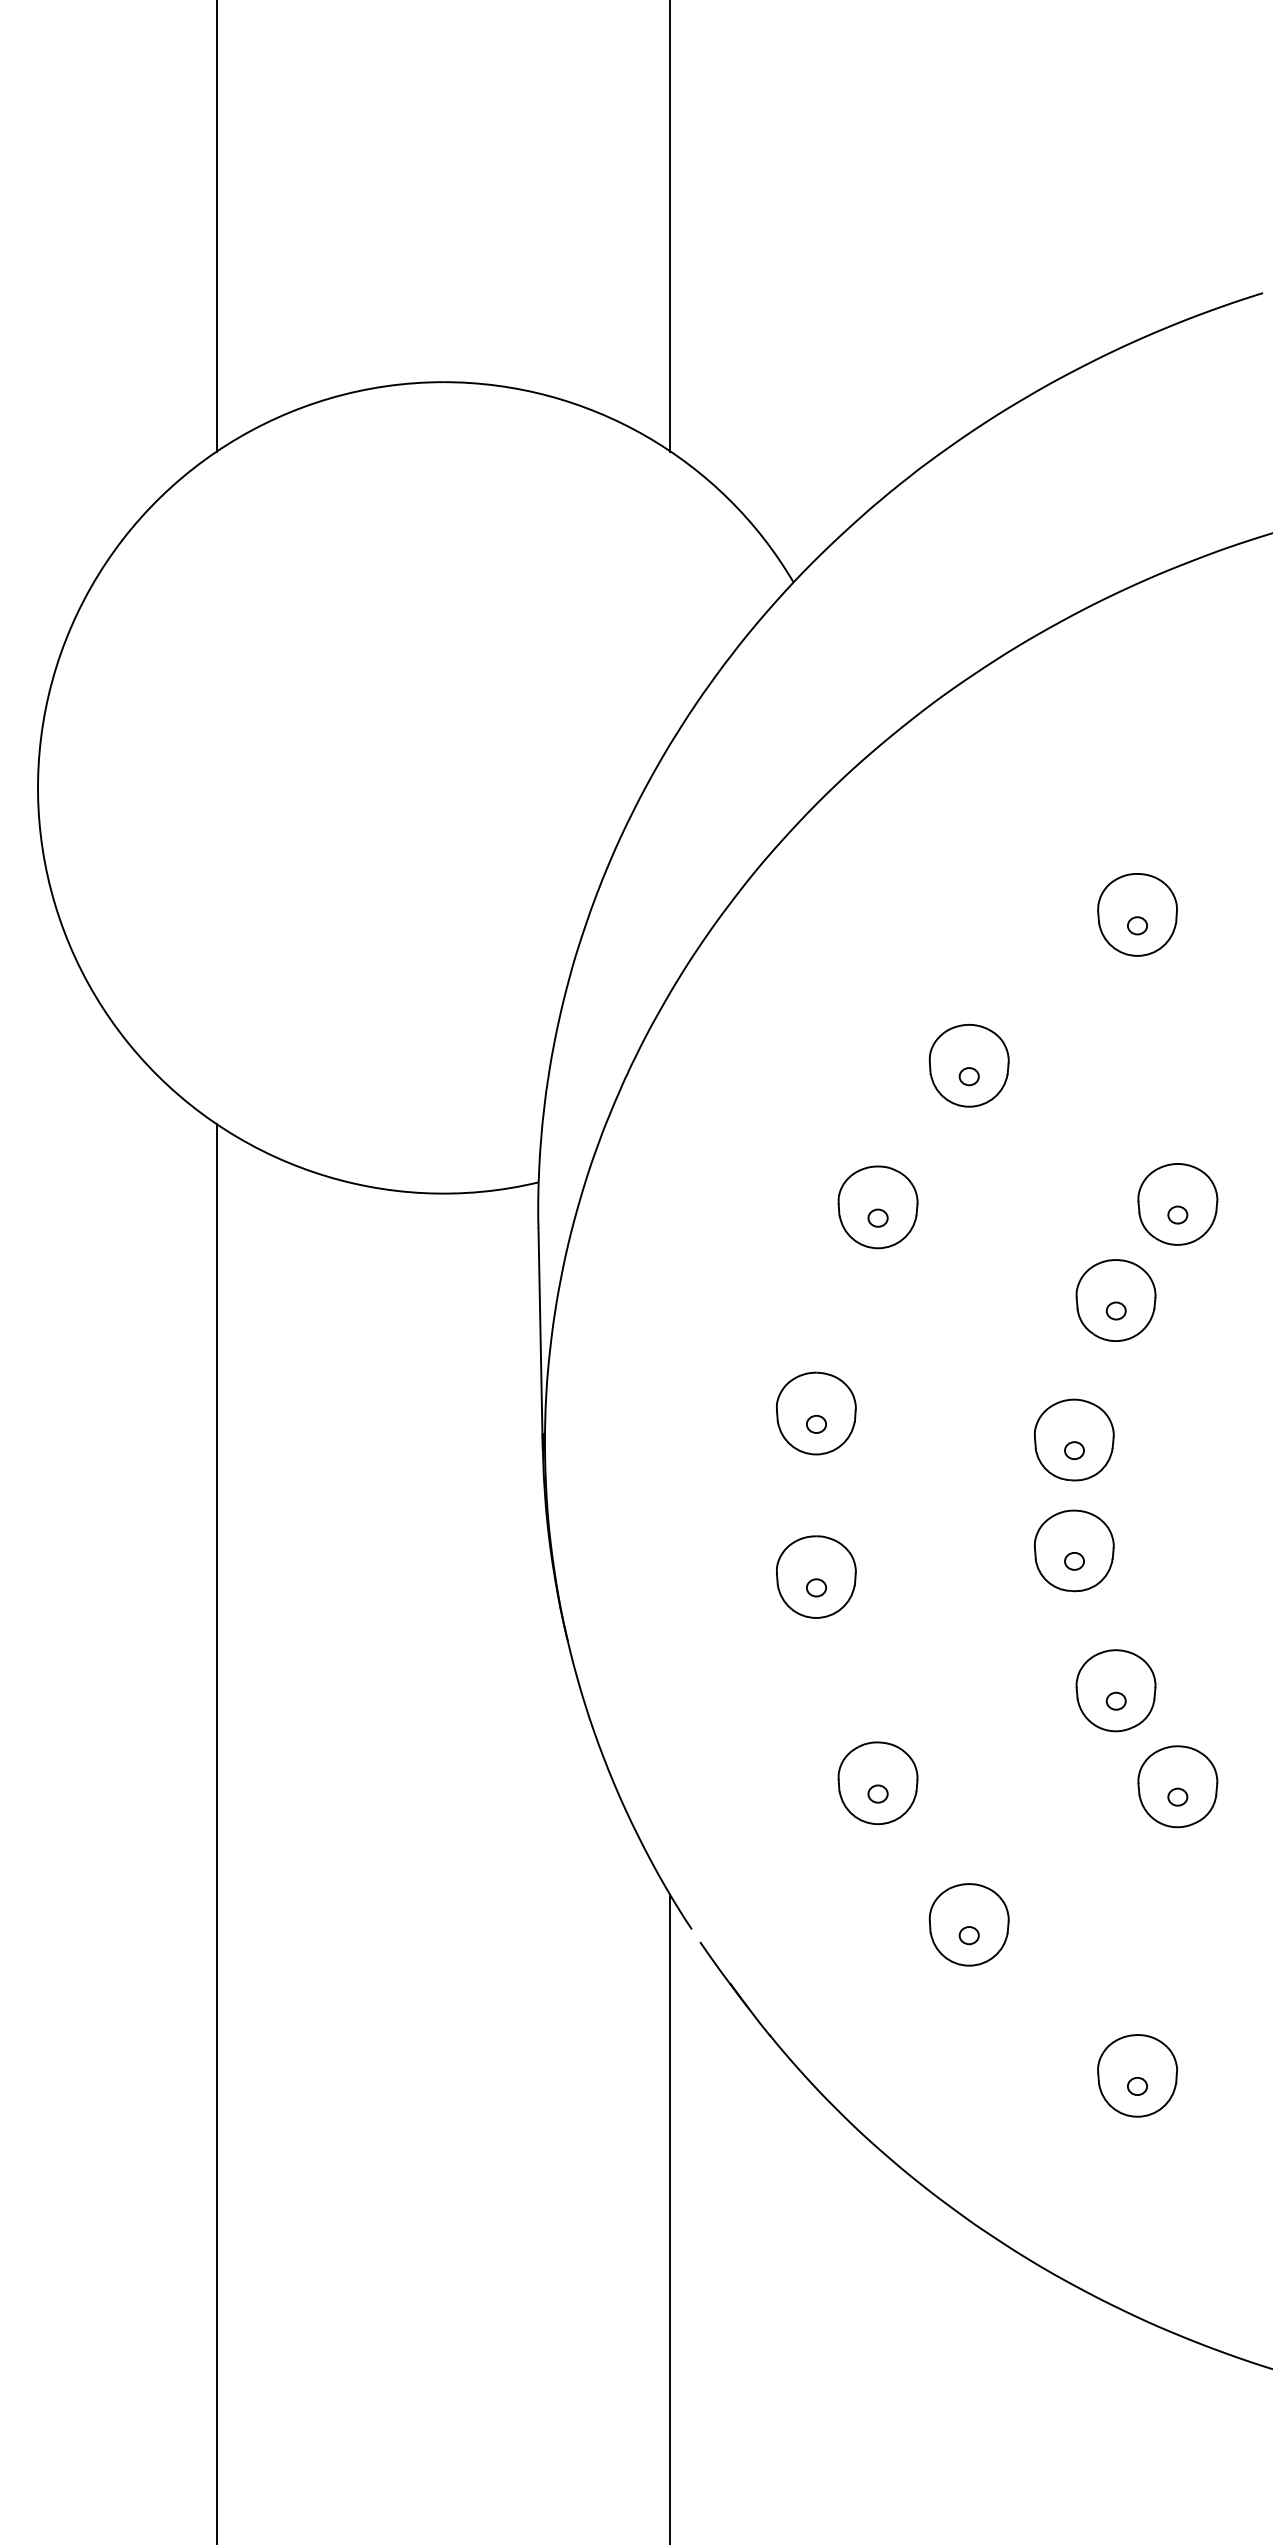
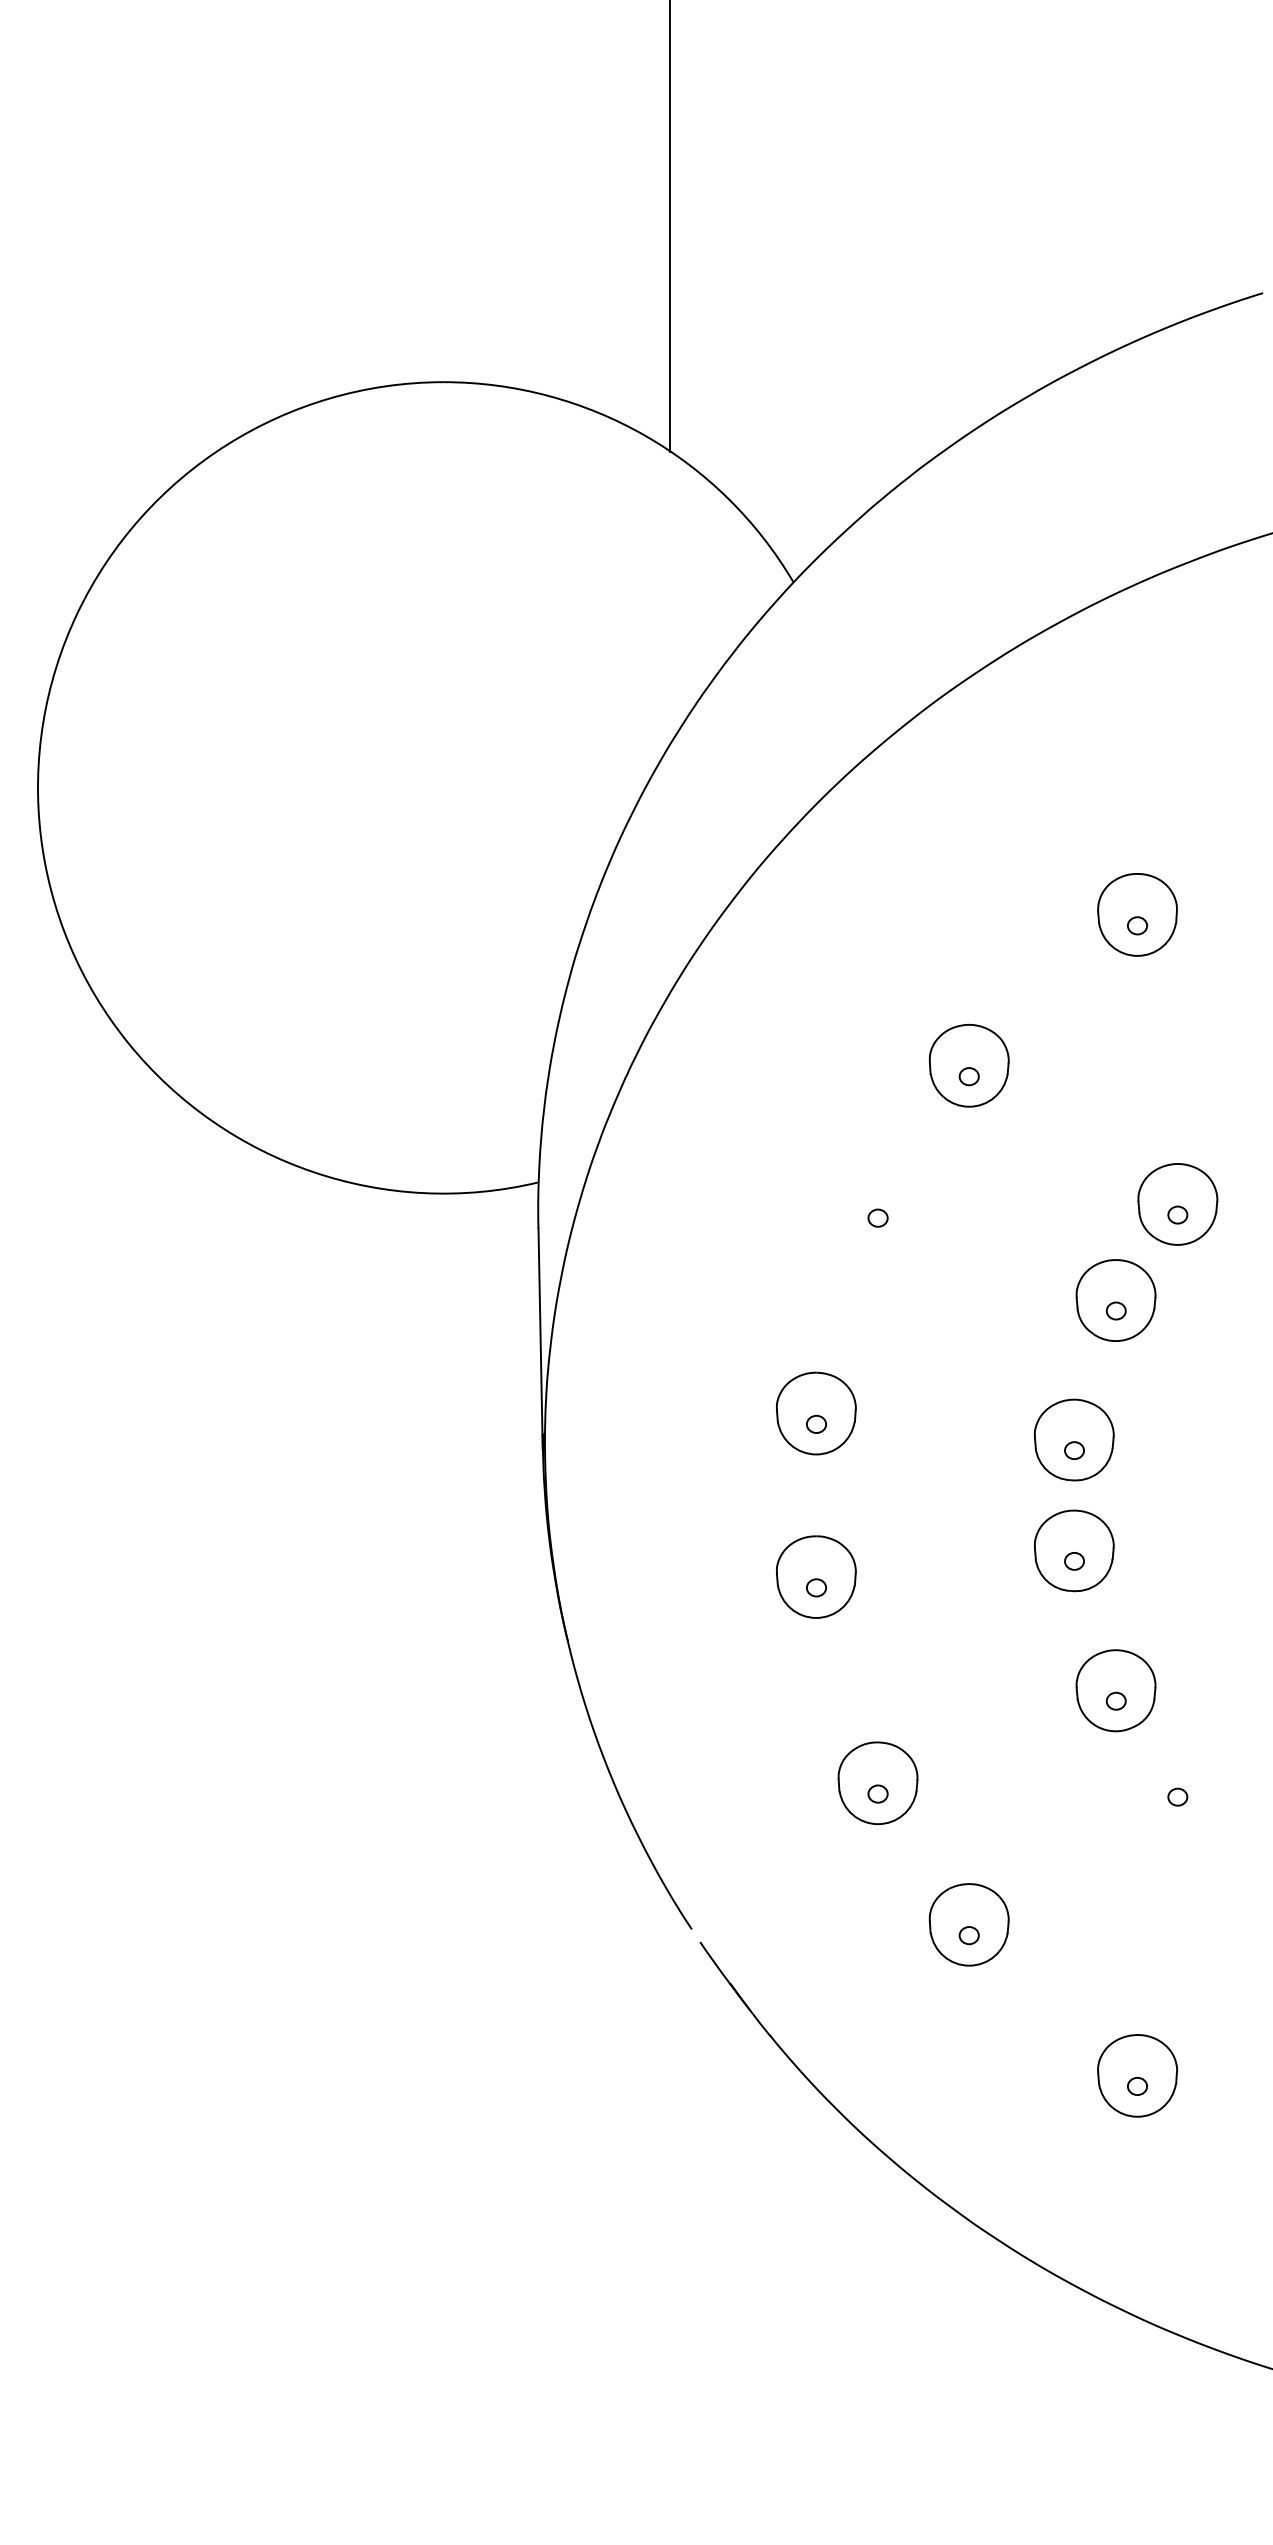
line: present -> none (217, 226)
part: present -> none (877, 1207)
part: present -> none (1177, 1786)
line: present -> none (217, 1832)
line: present -> none (670, 2218)
